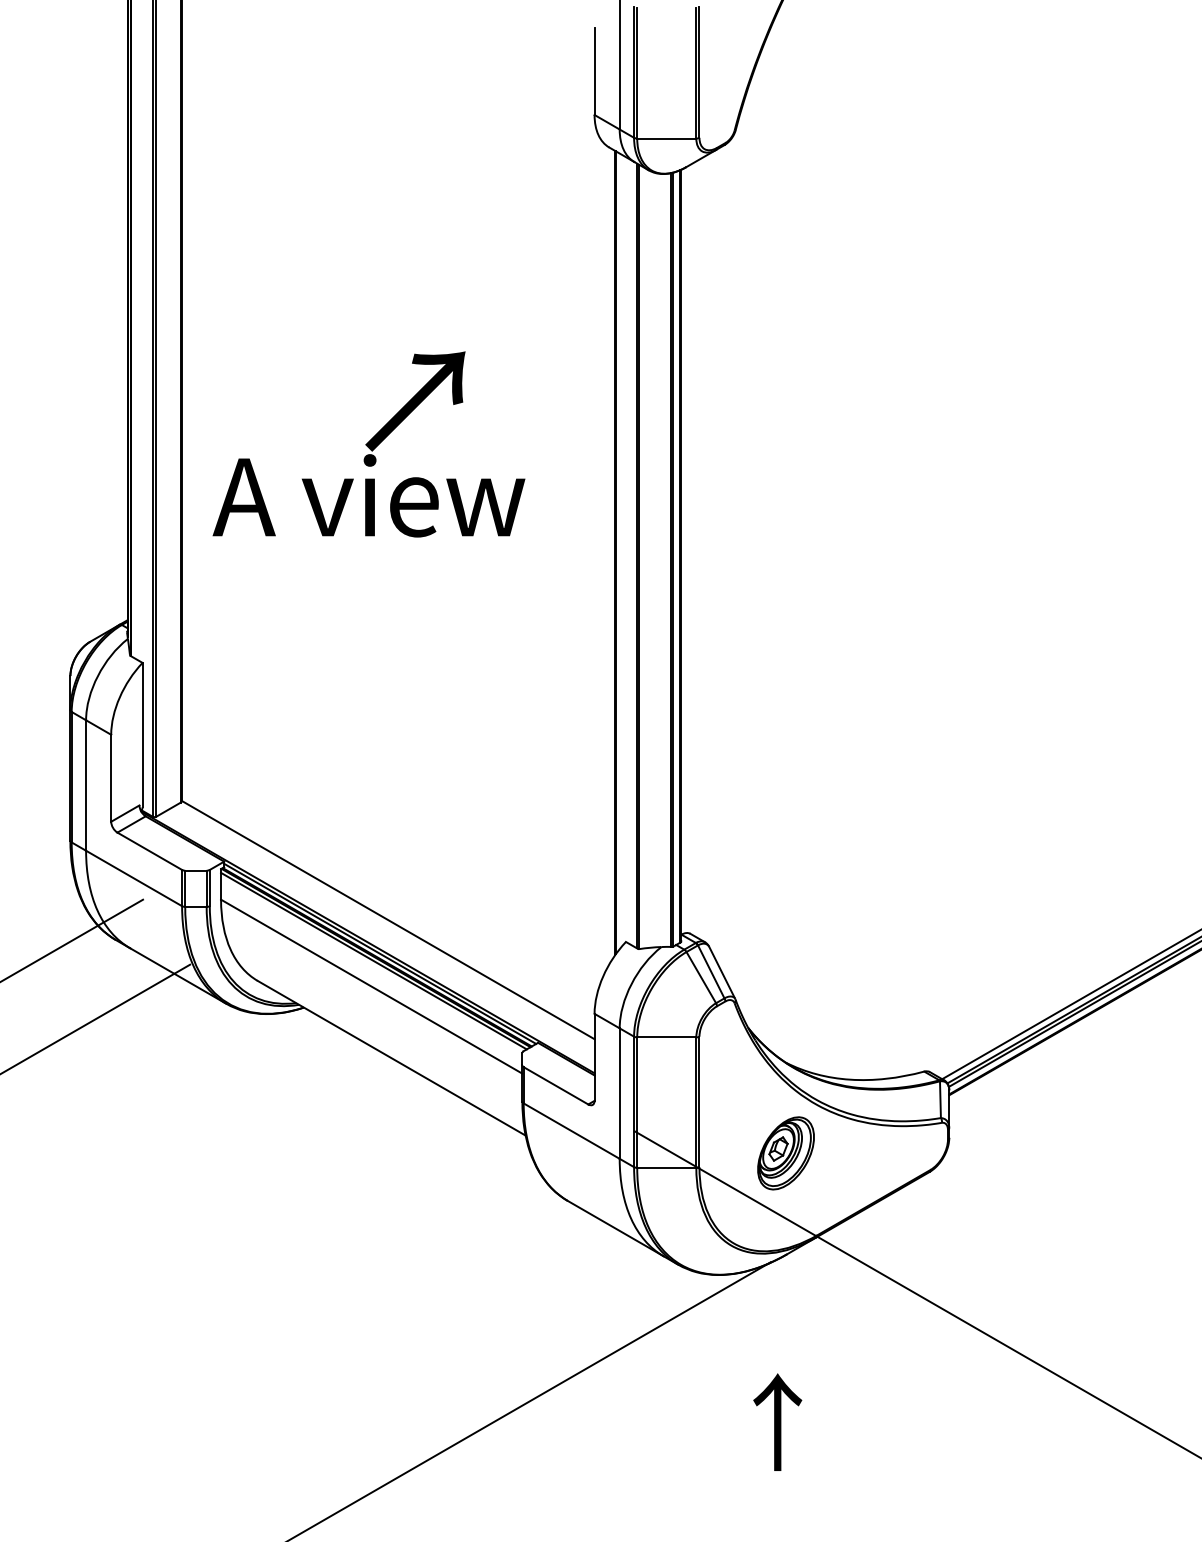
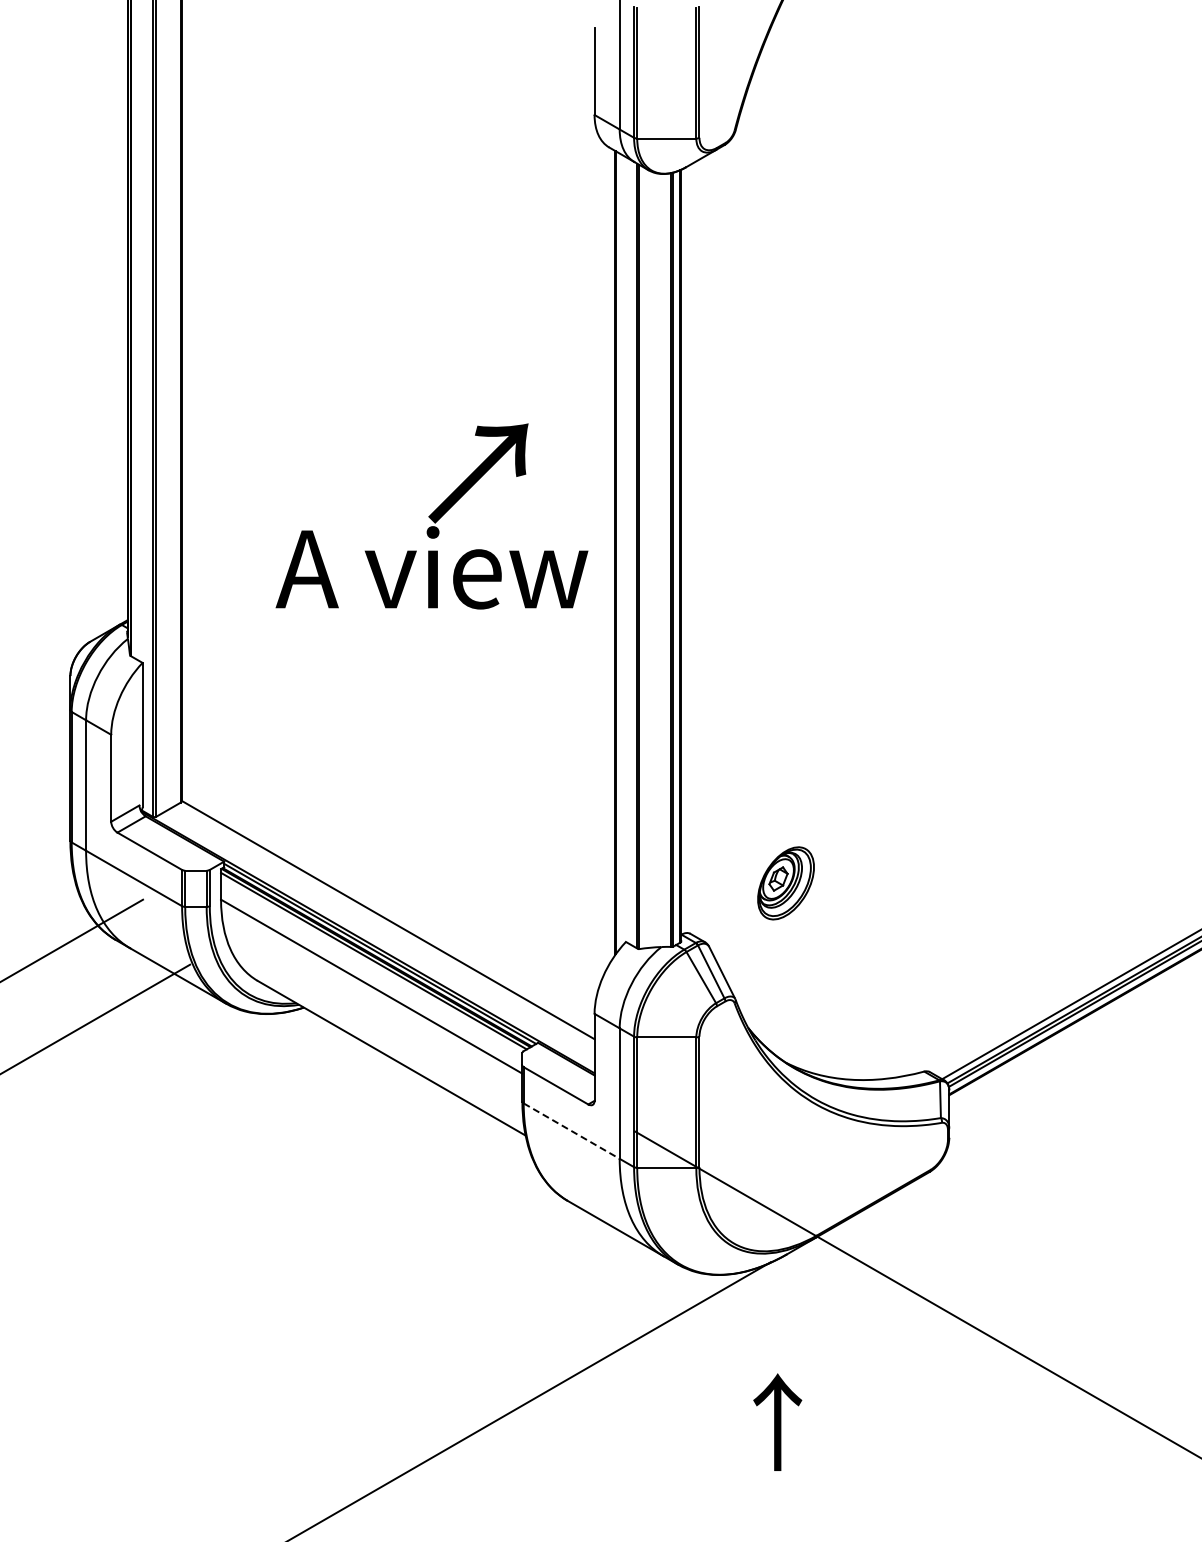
text position: (368, 444) -> (431, 516) (431, 516)
line: solid -> dashed (572, 1131)
part position: (785, 1153) -> (785, 883) (785, 883)
